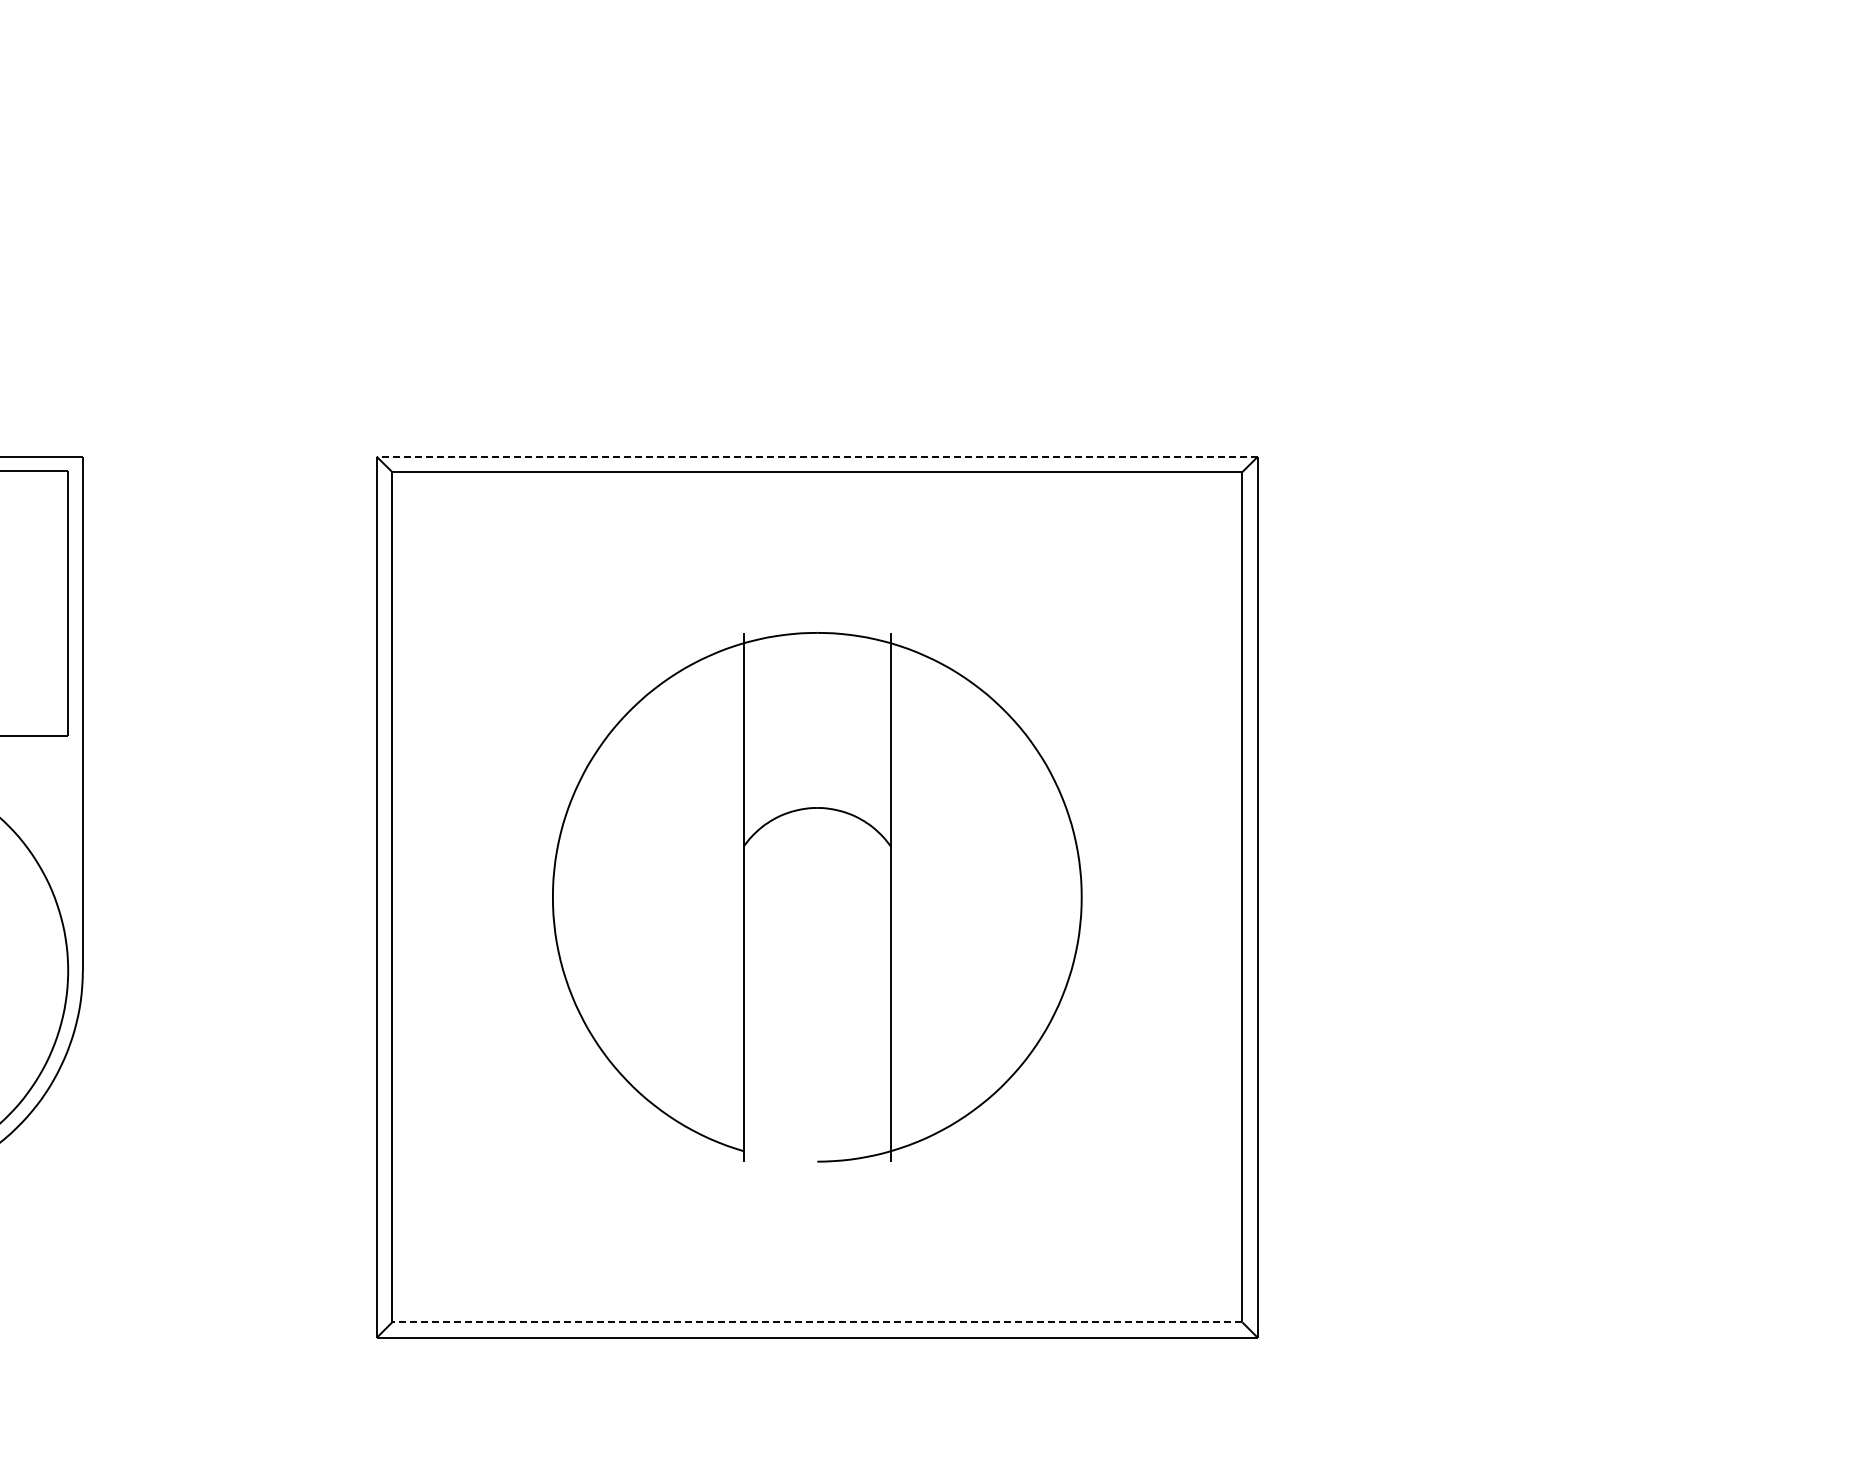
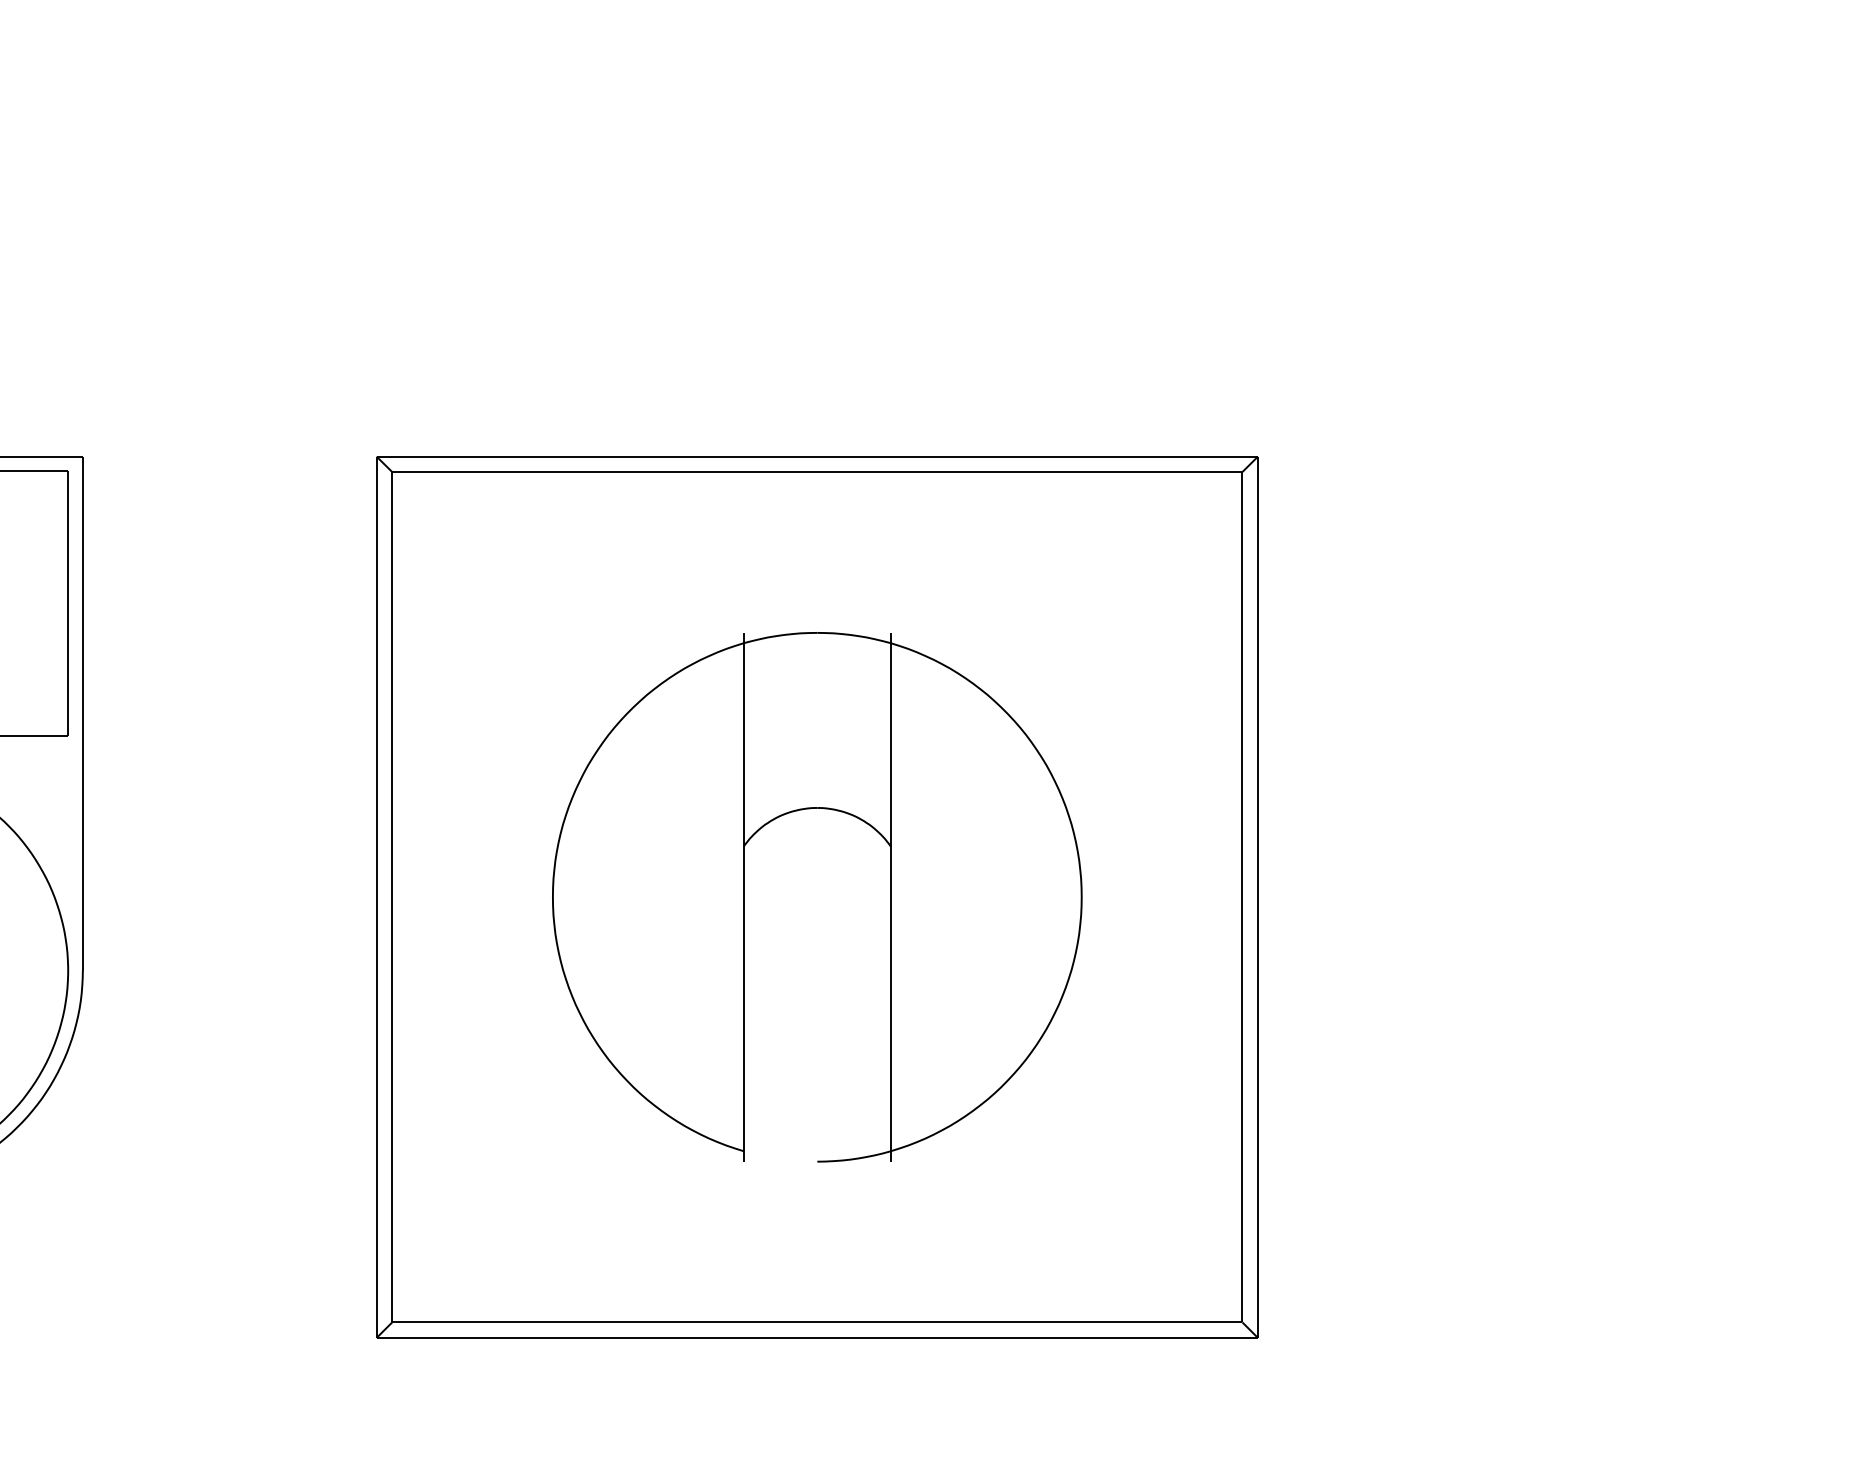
line: dashed -> solid (817, 456)
line: dashed -> solid (816, 1322)
